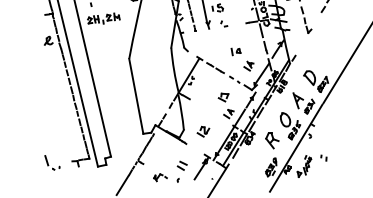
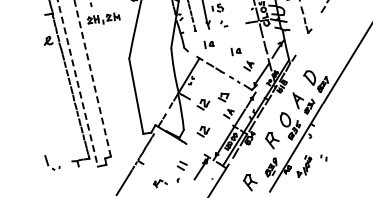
part: none -> present (208, 44)
line: solid -> dashed (92, 78)
line: solid -> dashed (77, 83)
part: none -> present (203, 104)
part position: (160, 177) -> (160, 183) (160, 183)
part: none -> present (250, 182)
